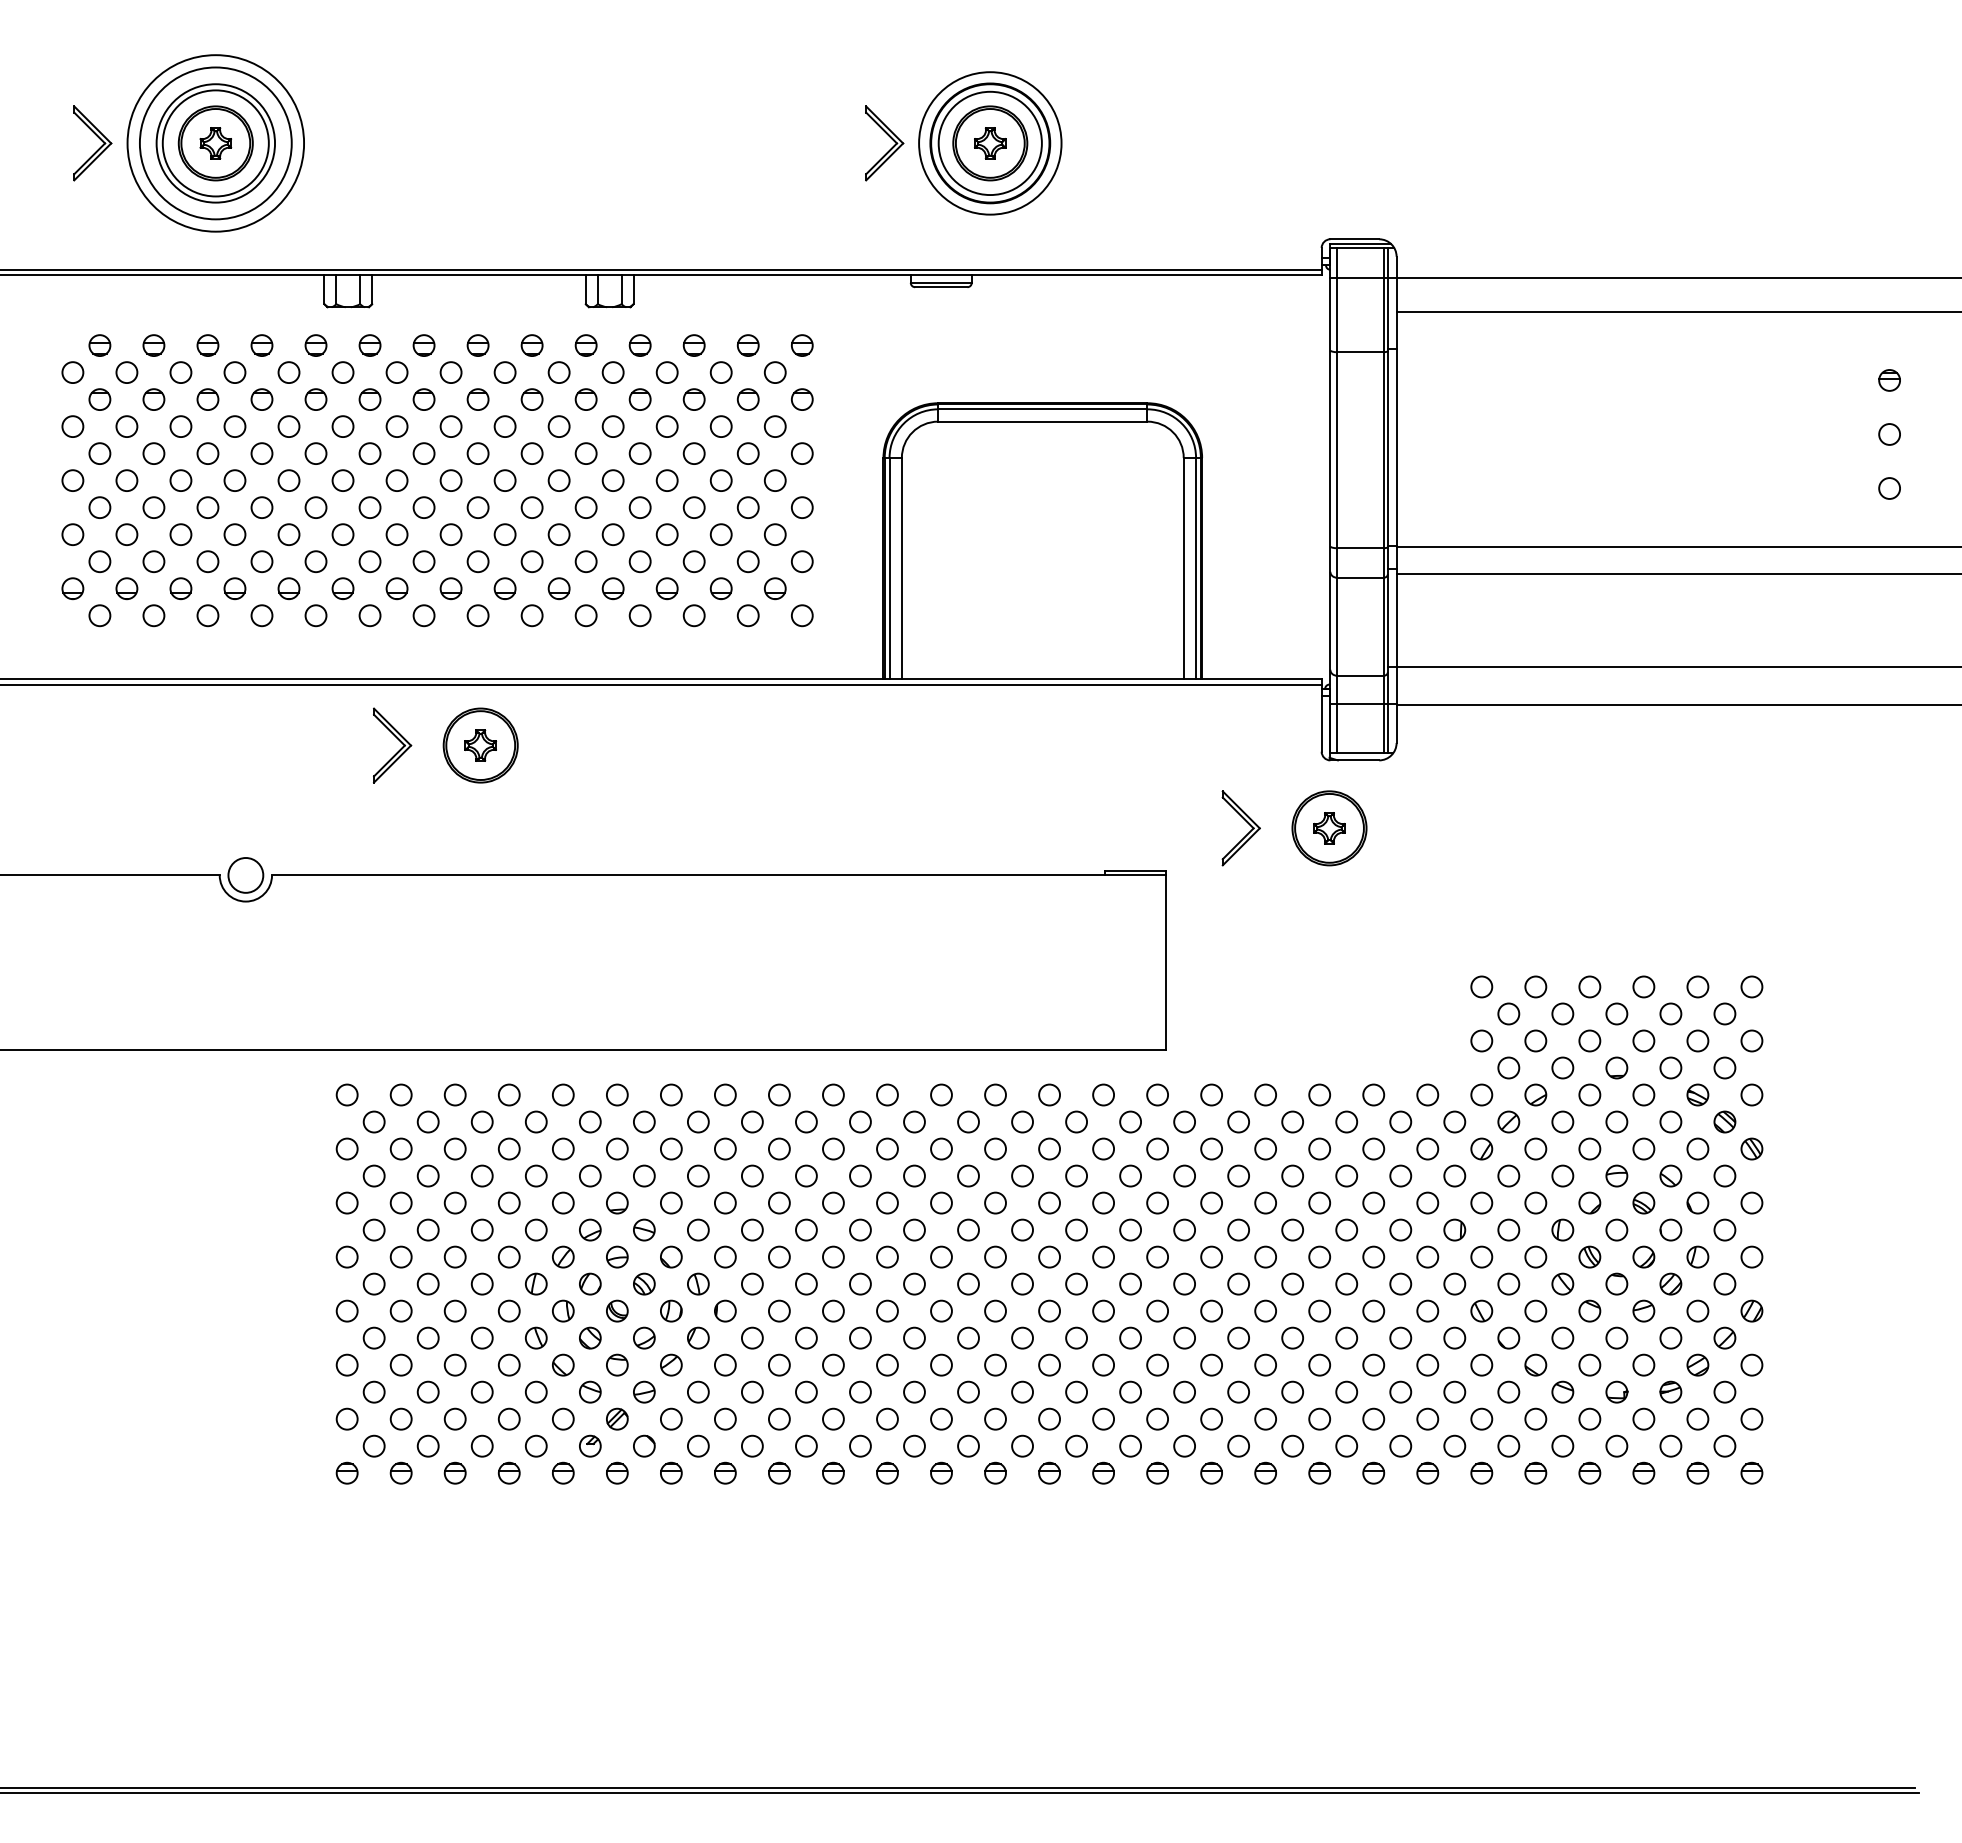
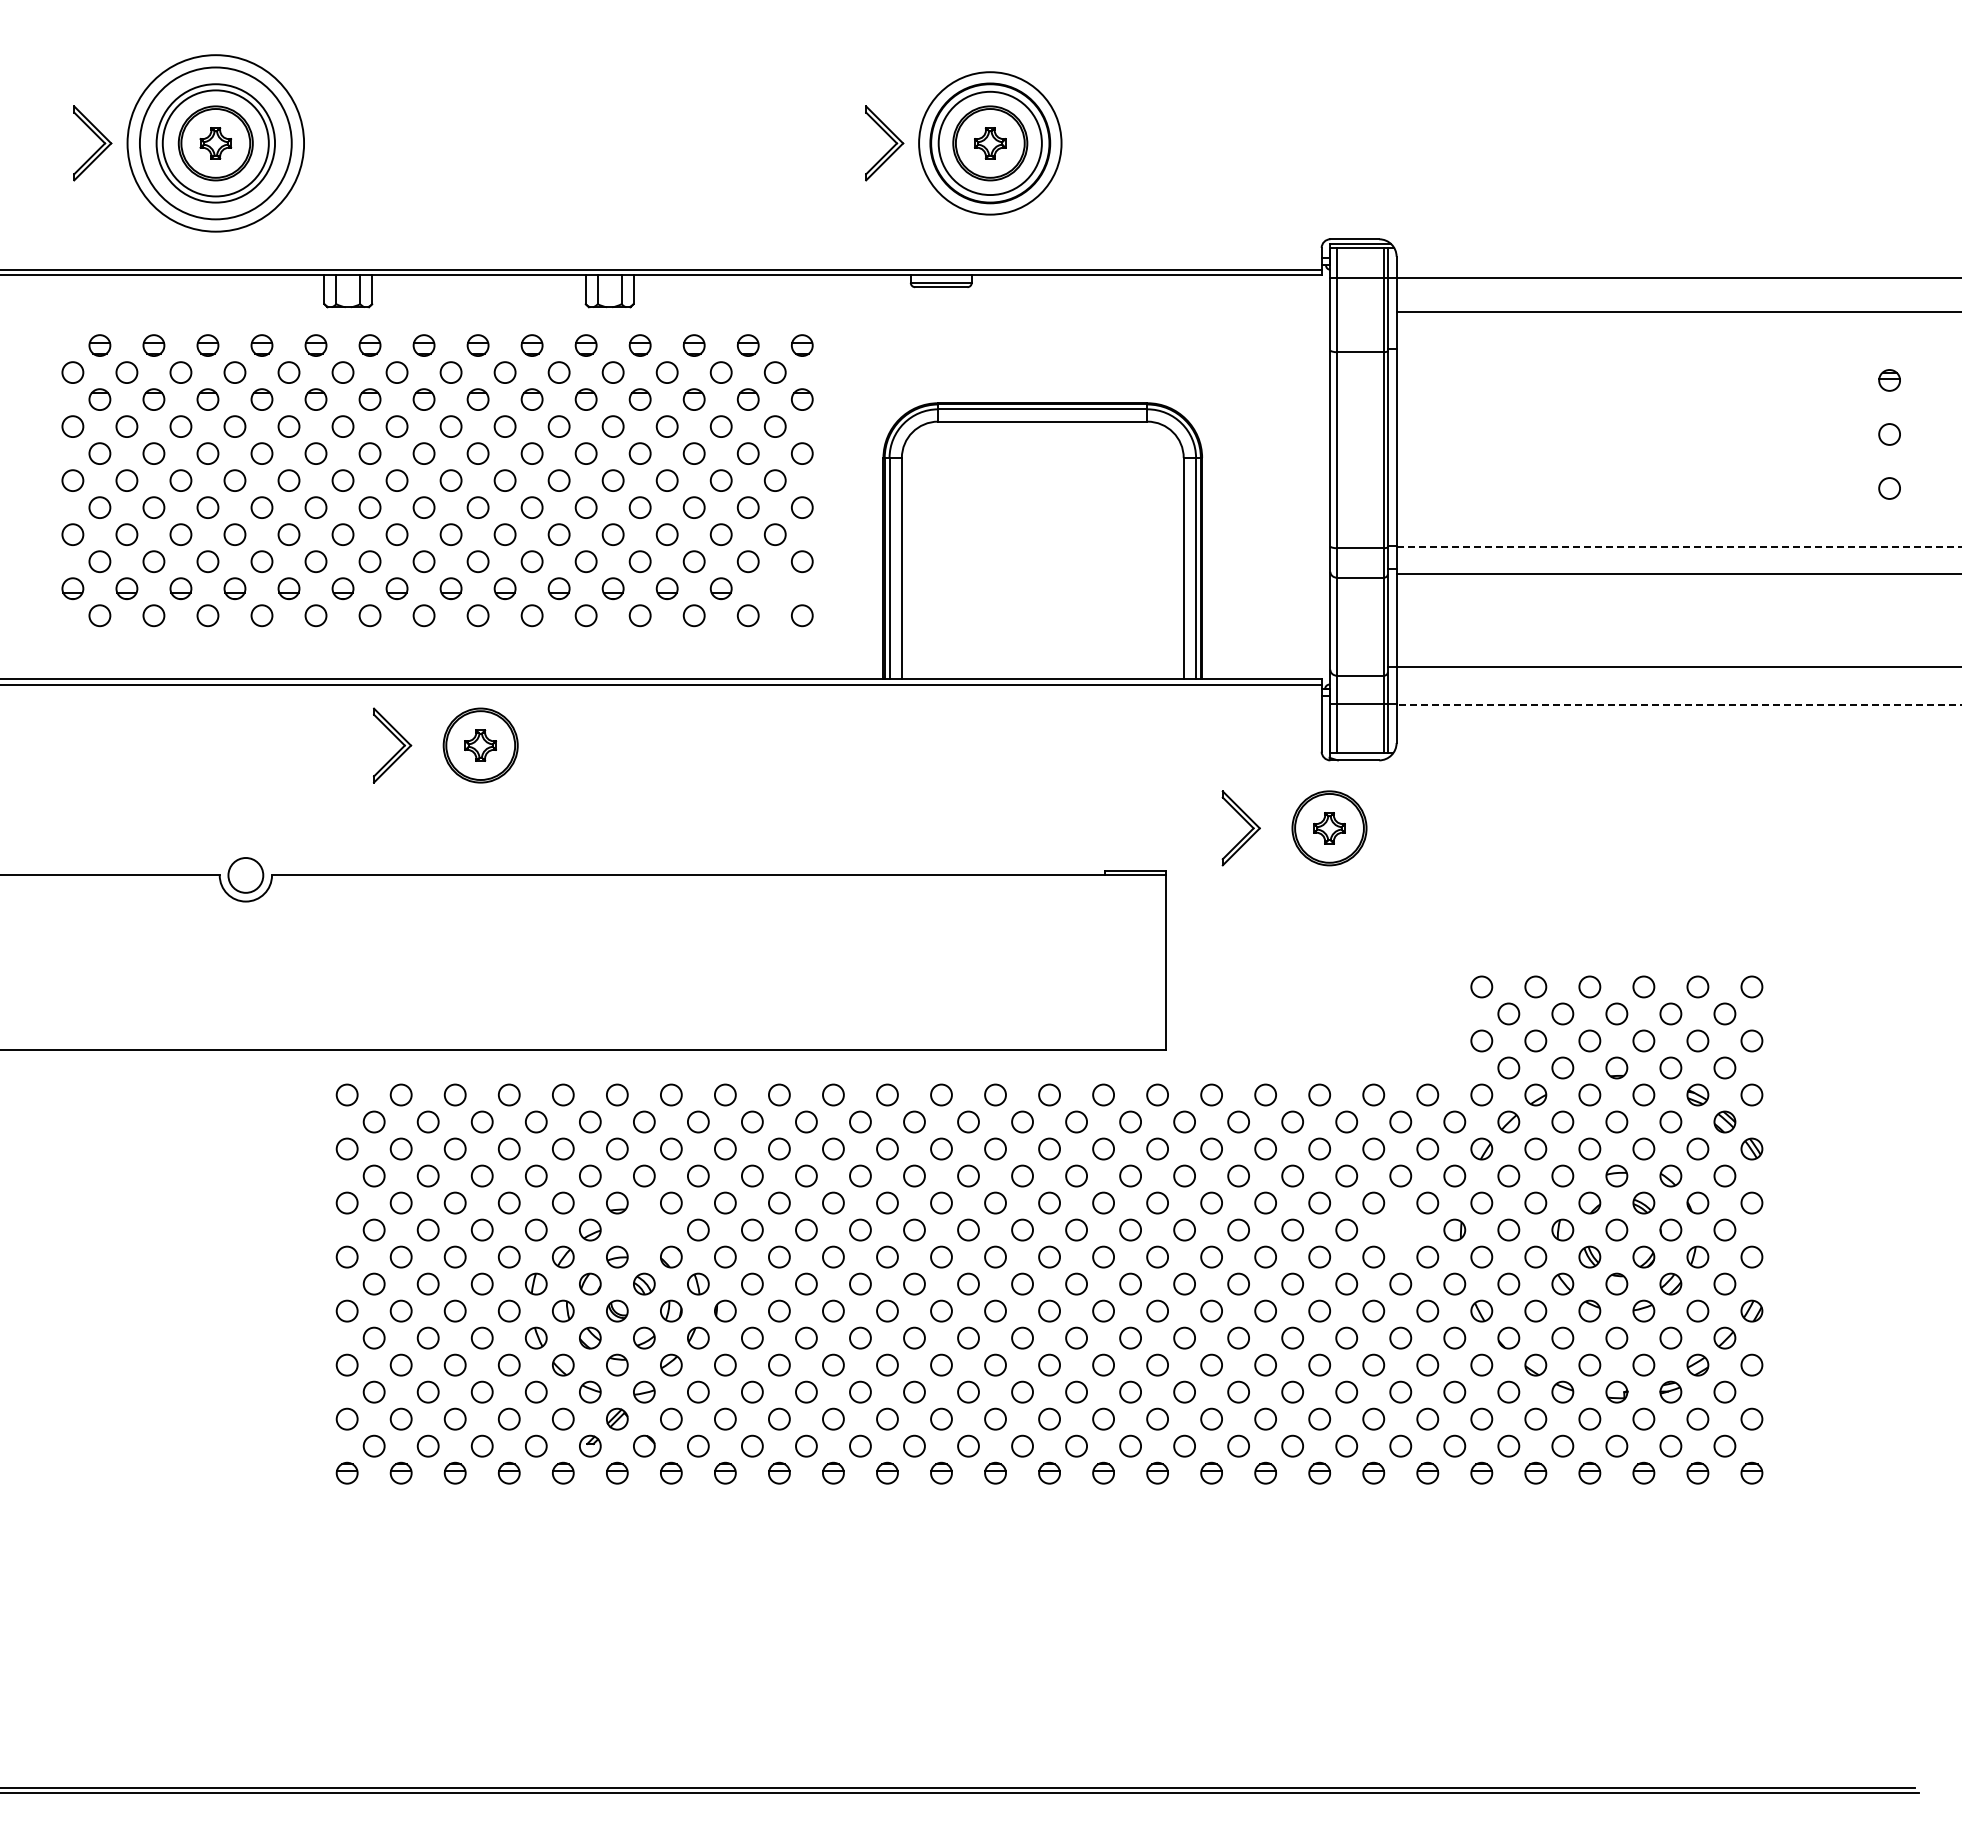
line: solid -> dashed (1679, 547)
part: present -> none (775, 588)
line: solid -> dashed (1678, 704)
part: present -> none (644, 1229)
circle: present -> none (1400, 1229)
